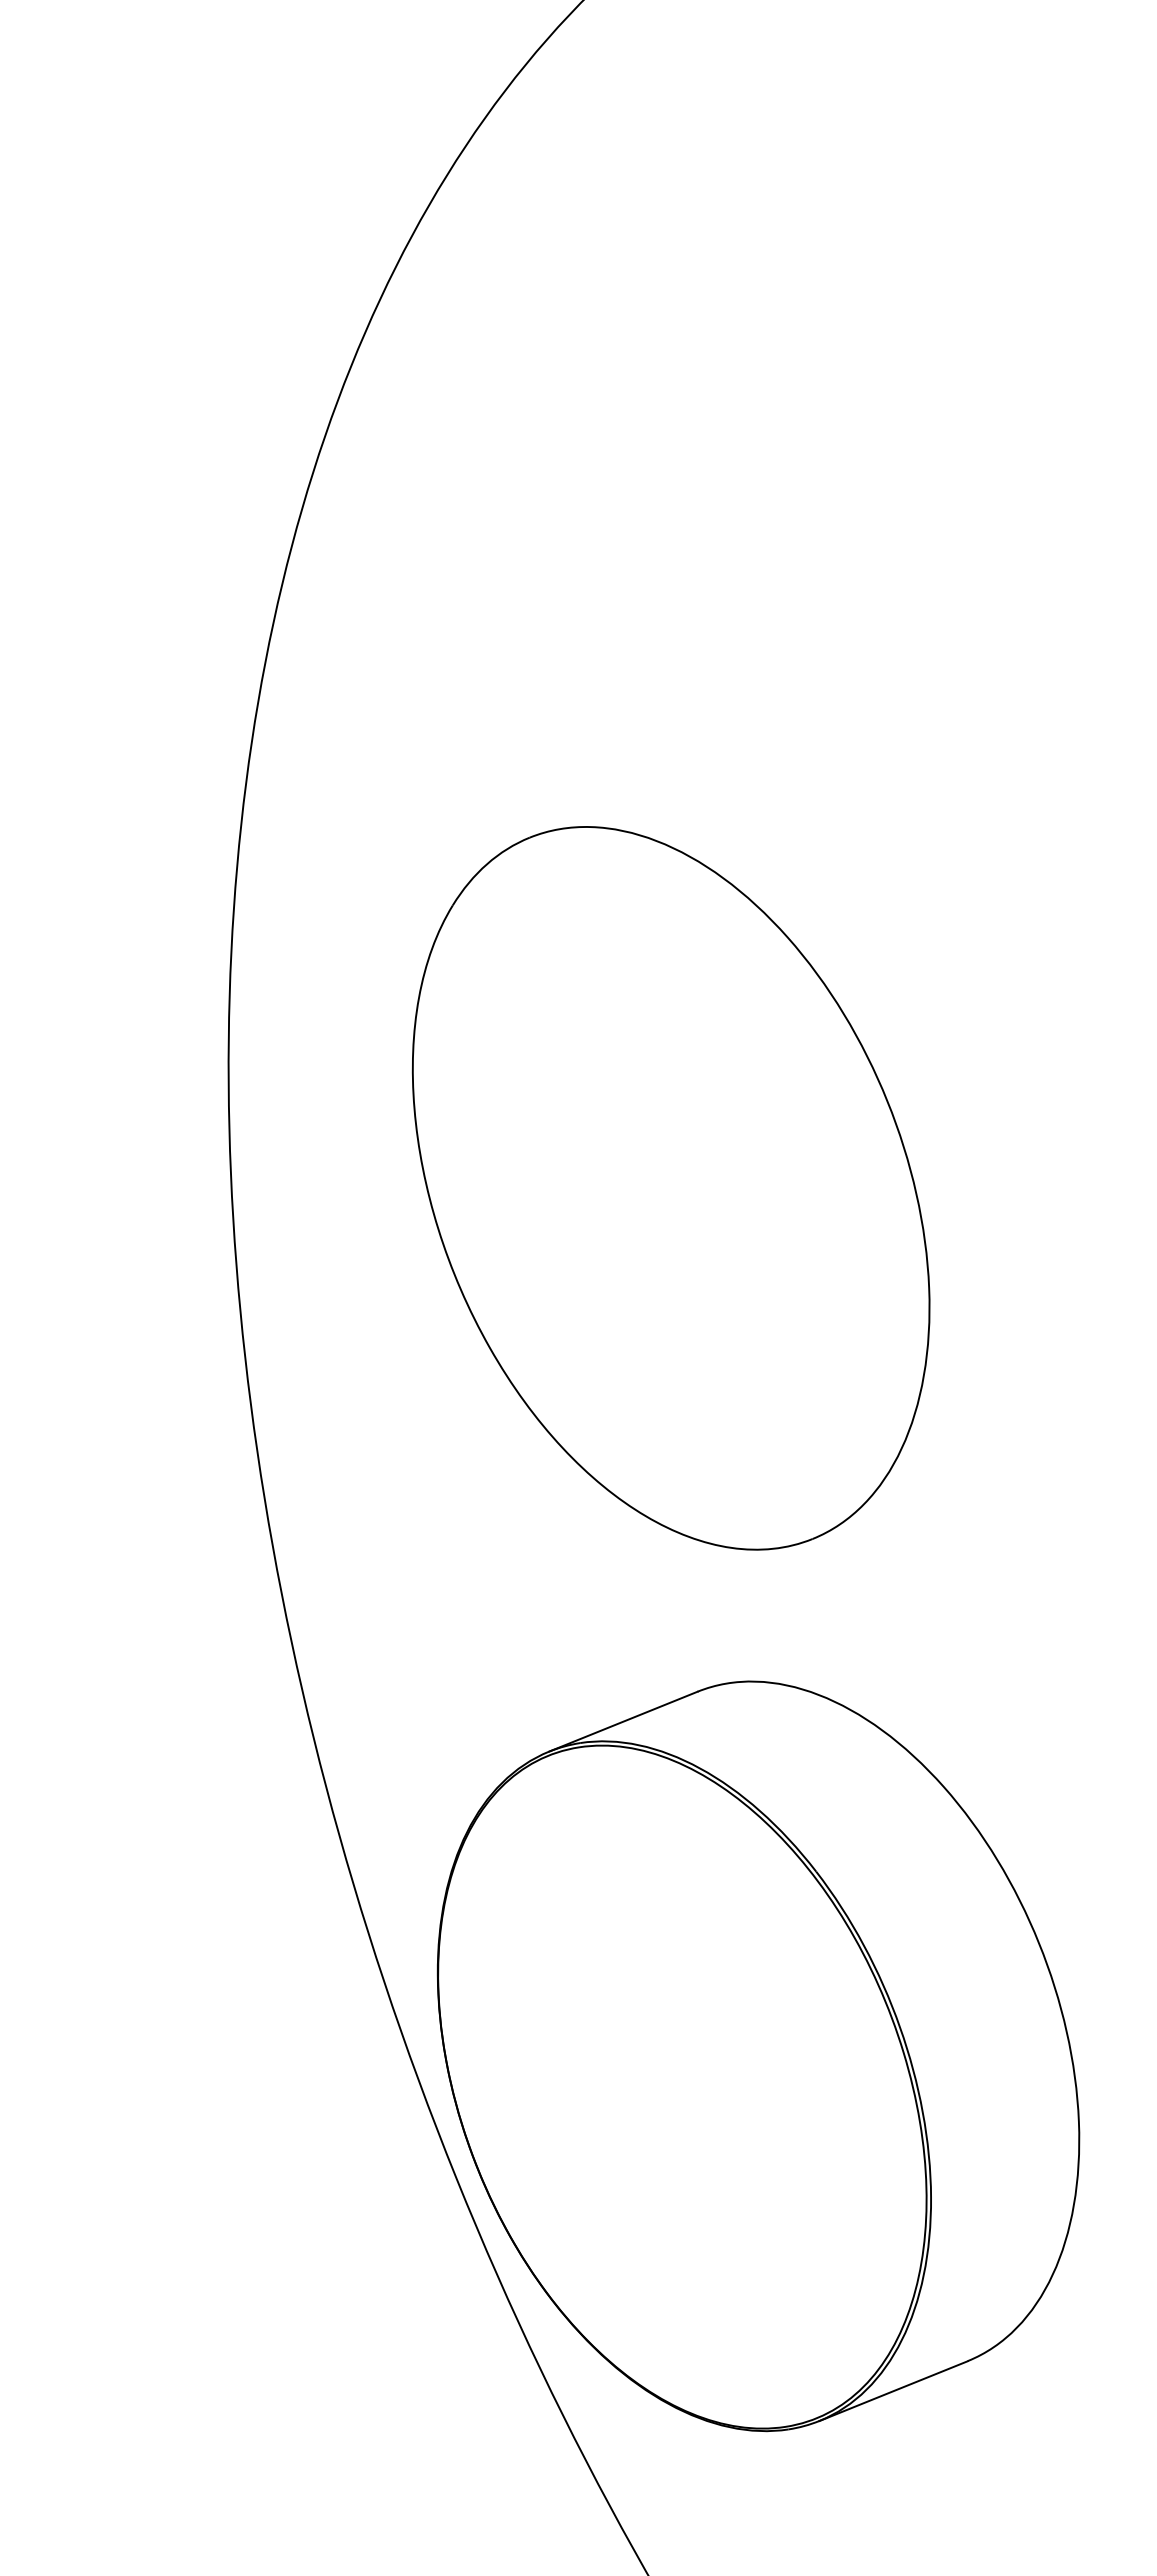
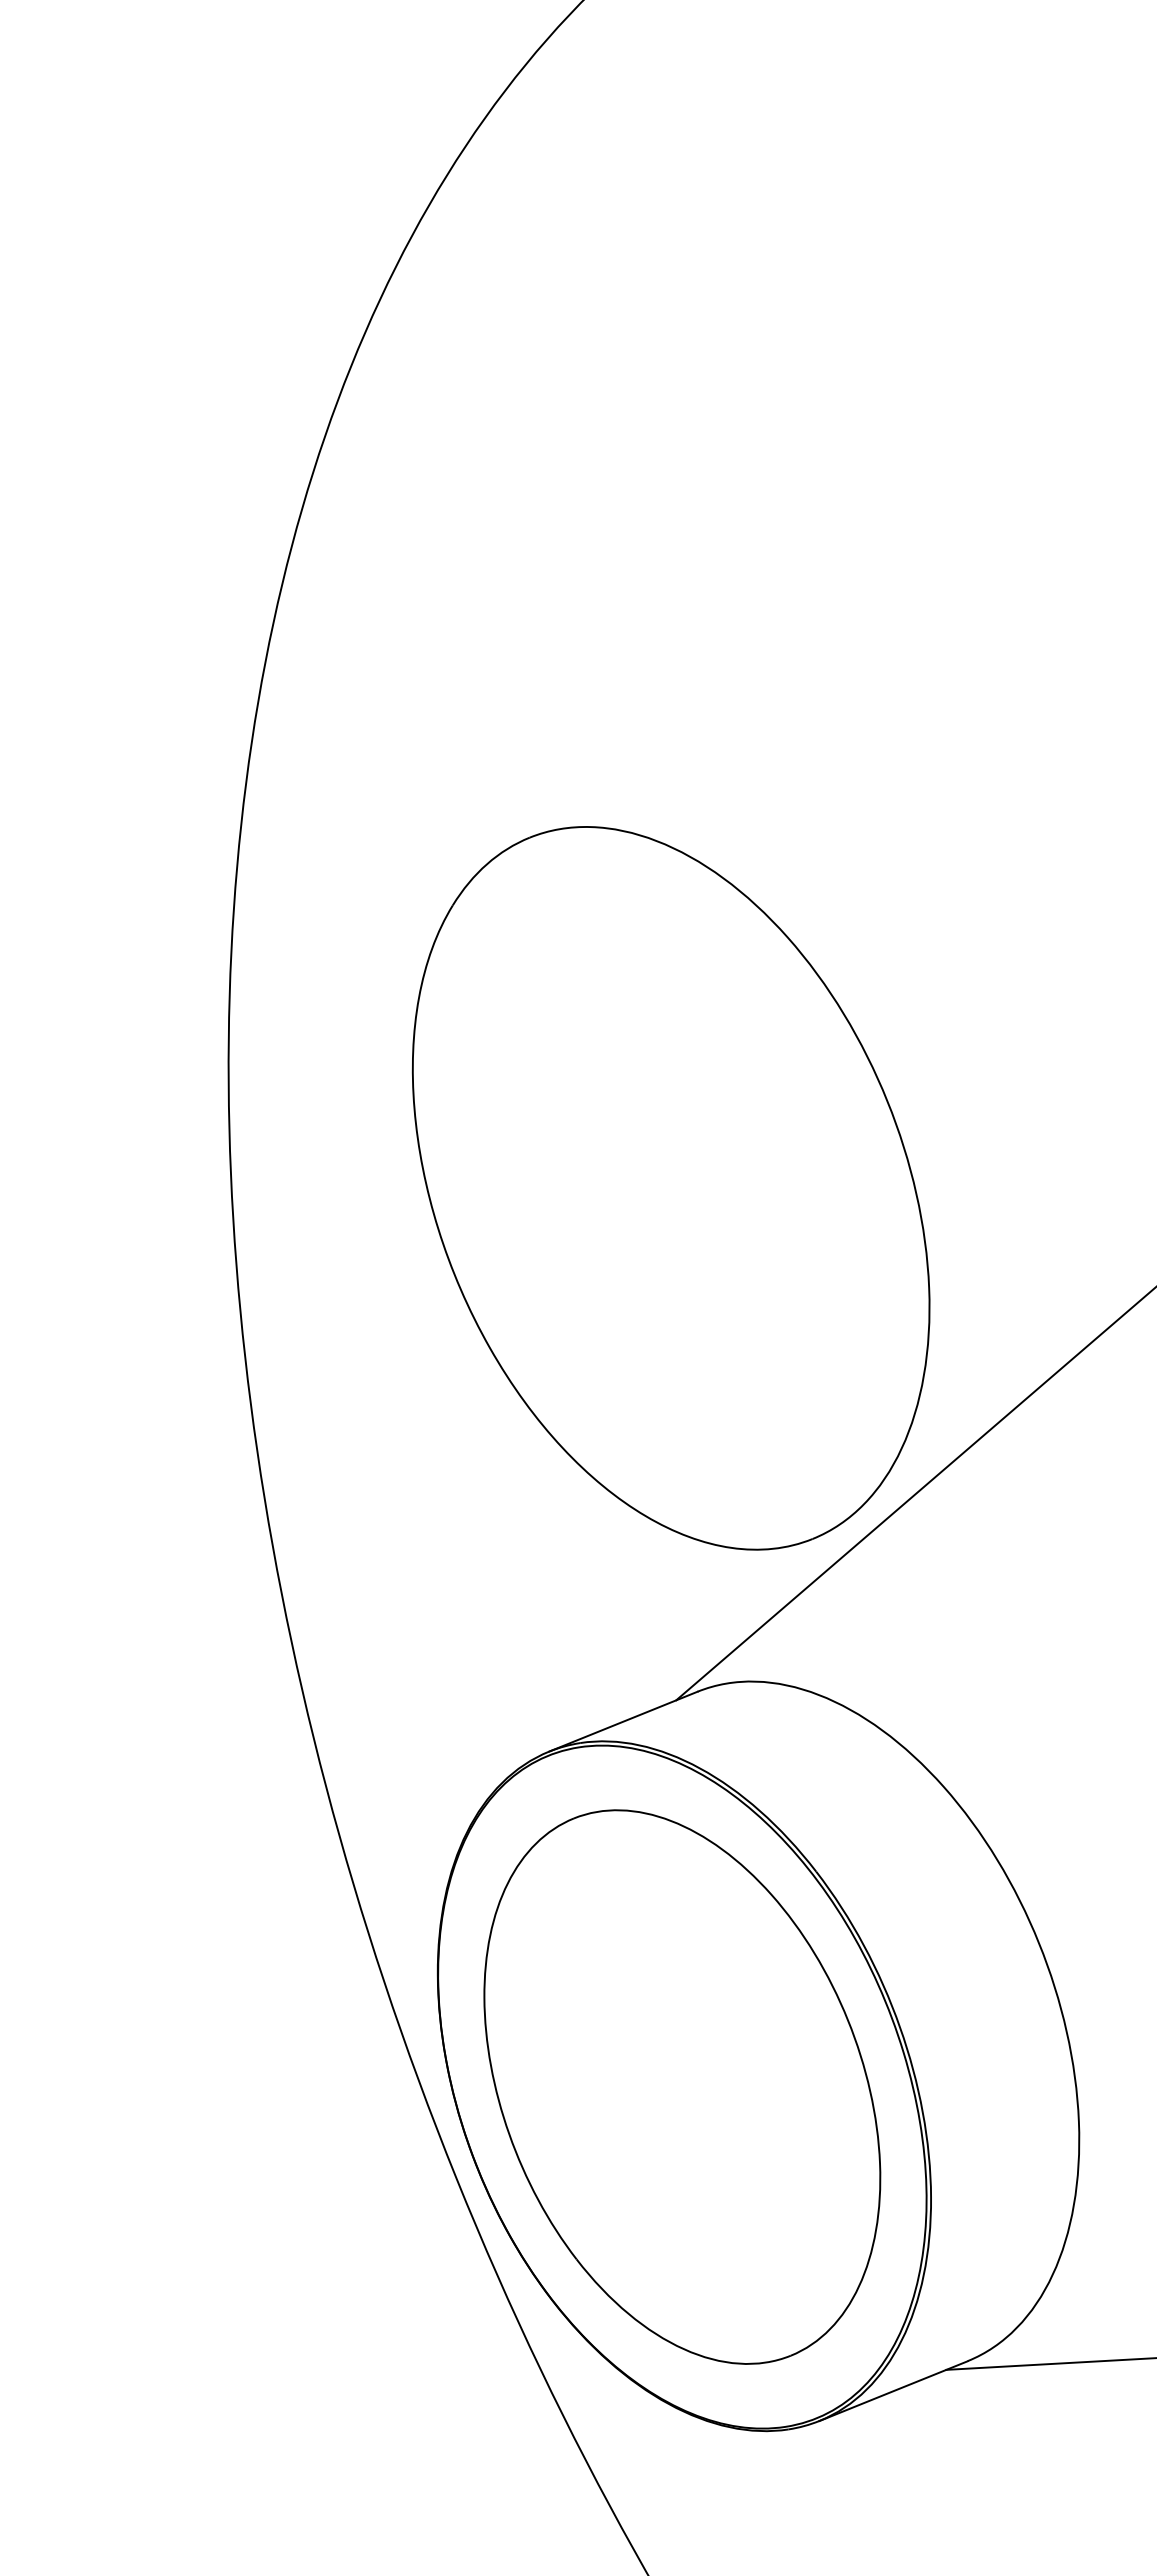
line: none -> present (914, 1494)
part: none -> present (682, 2086)
line: none -> present (1049, 2363)
